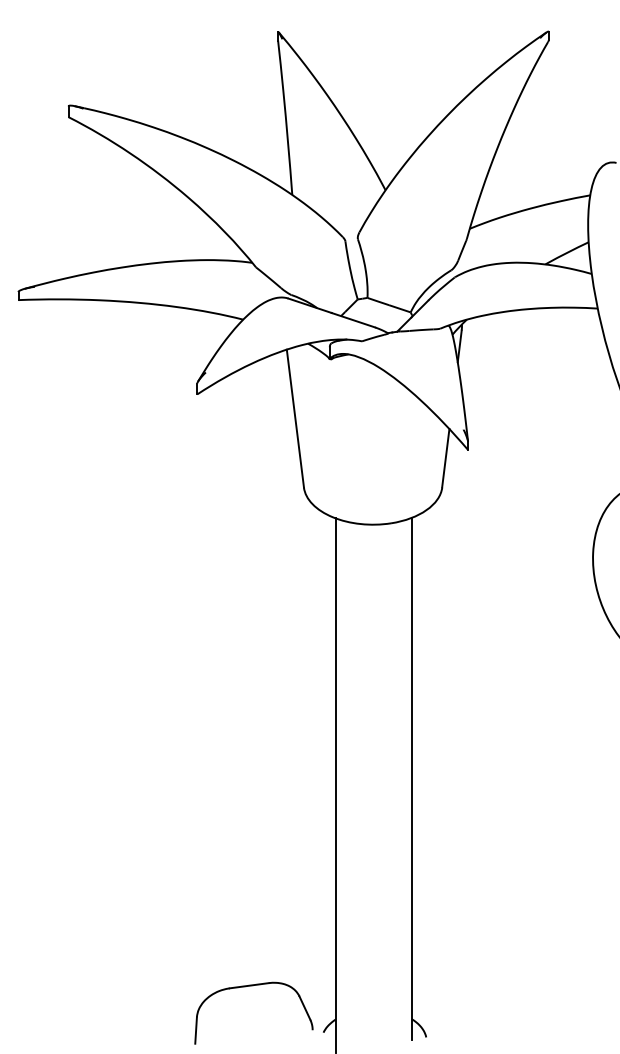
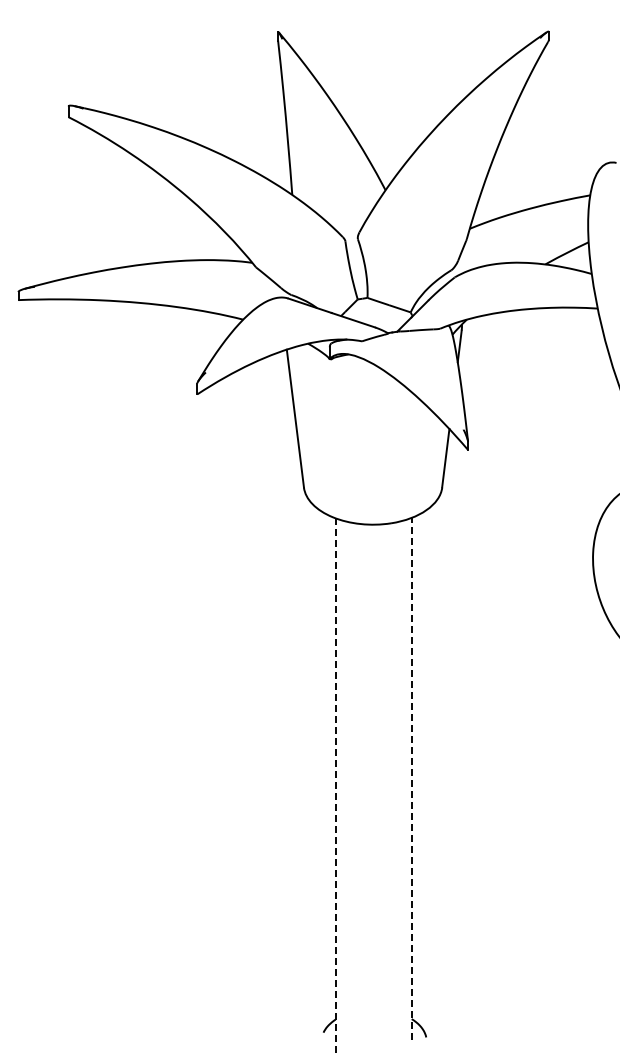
line: solid -> dashed (411, 778)
line: solid -> dashed (335, 785)
part: present -> none (253, 986)
